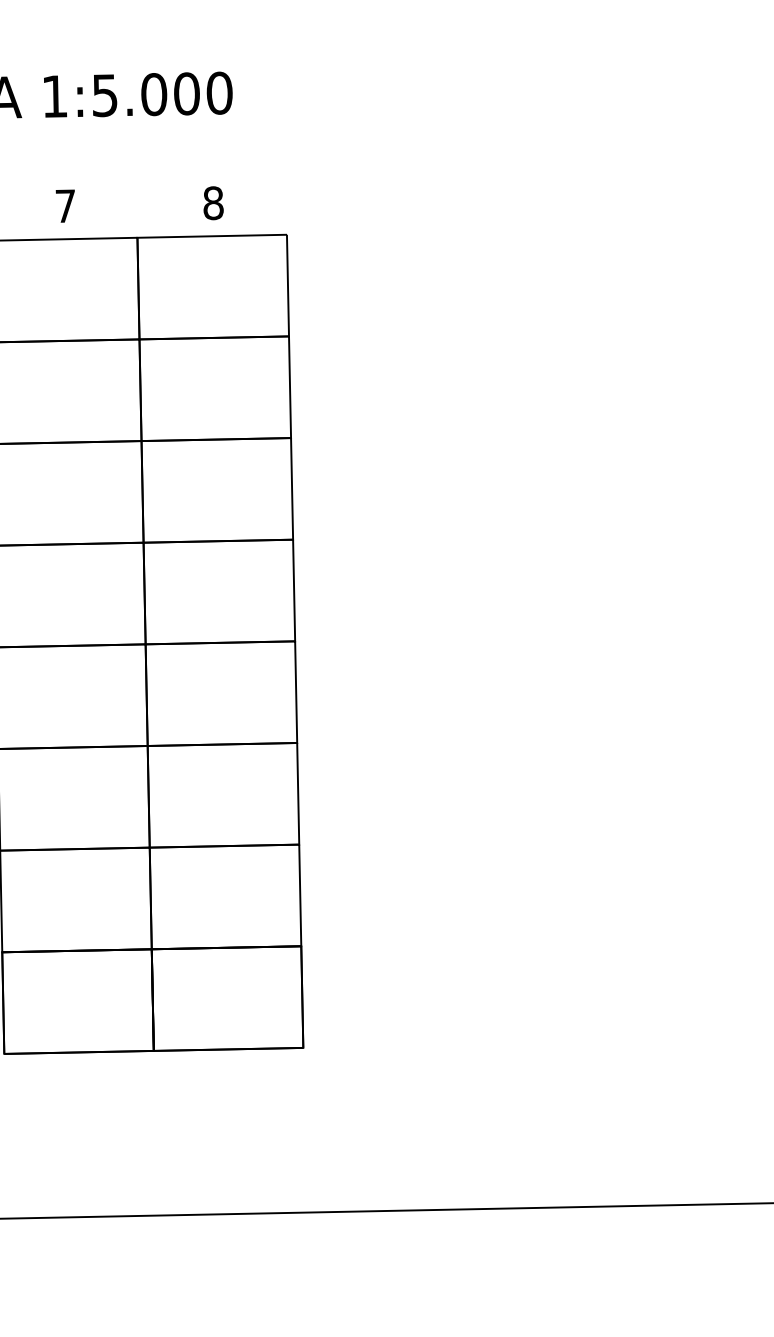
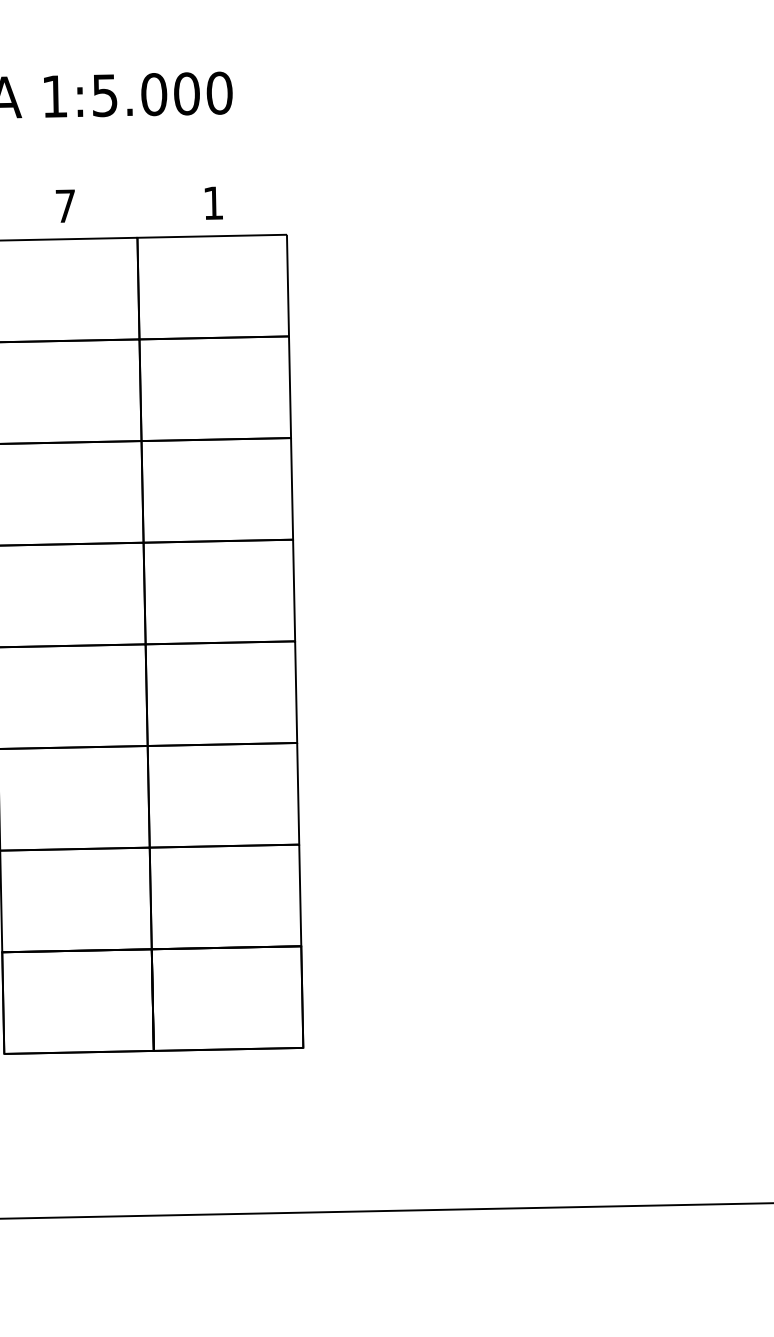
text: 8 -> 1 (213, 203)
